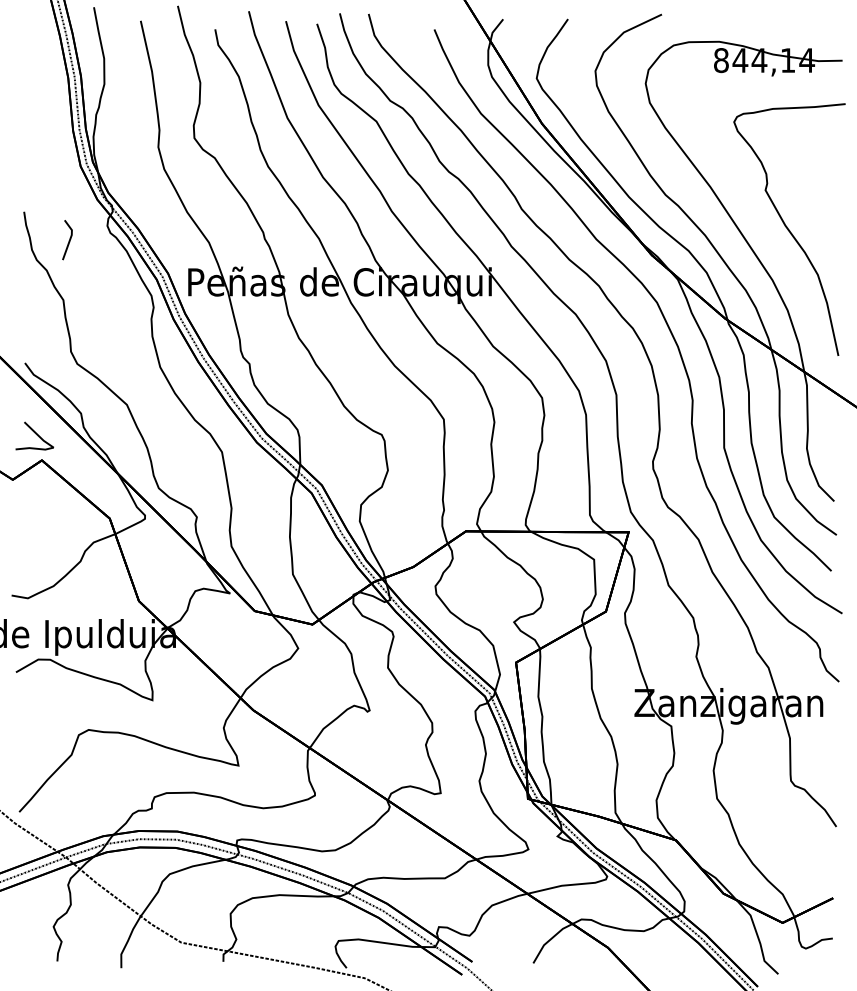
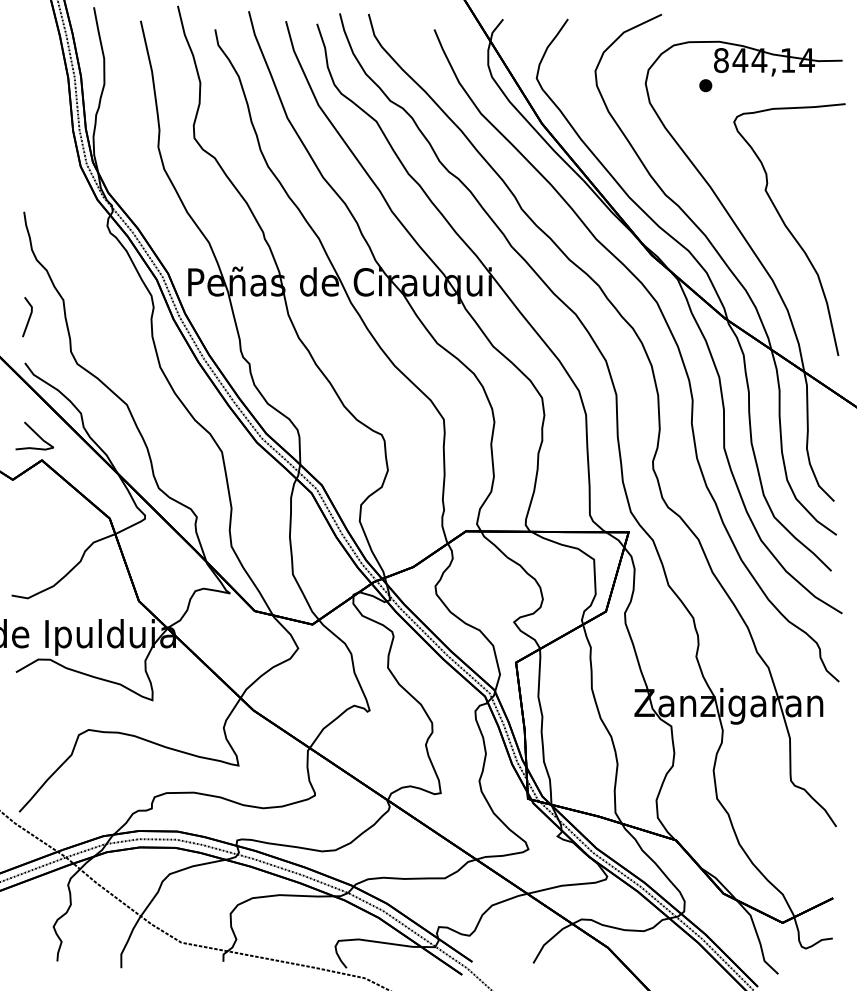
part: none -> present (705, 85)
line position: (68, 240) -> (28, 317) (28, 317)
